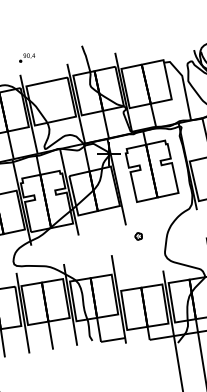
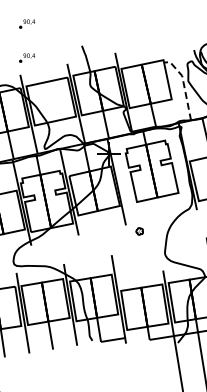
part: none -> present (27, 23)
line: solid -> dashed (183, 84)
part position: (138, 236) -> (139, 231) (139, 231)
